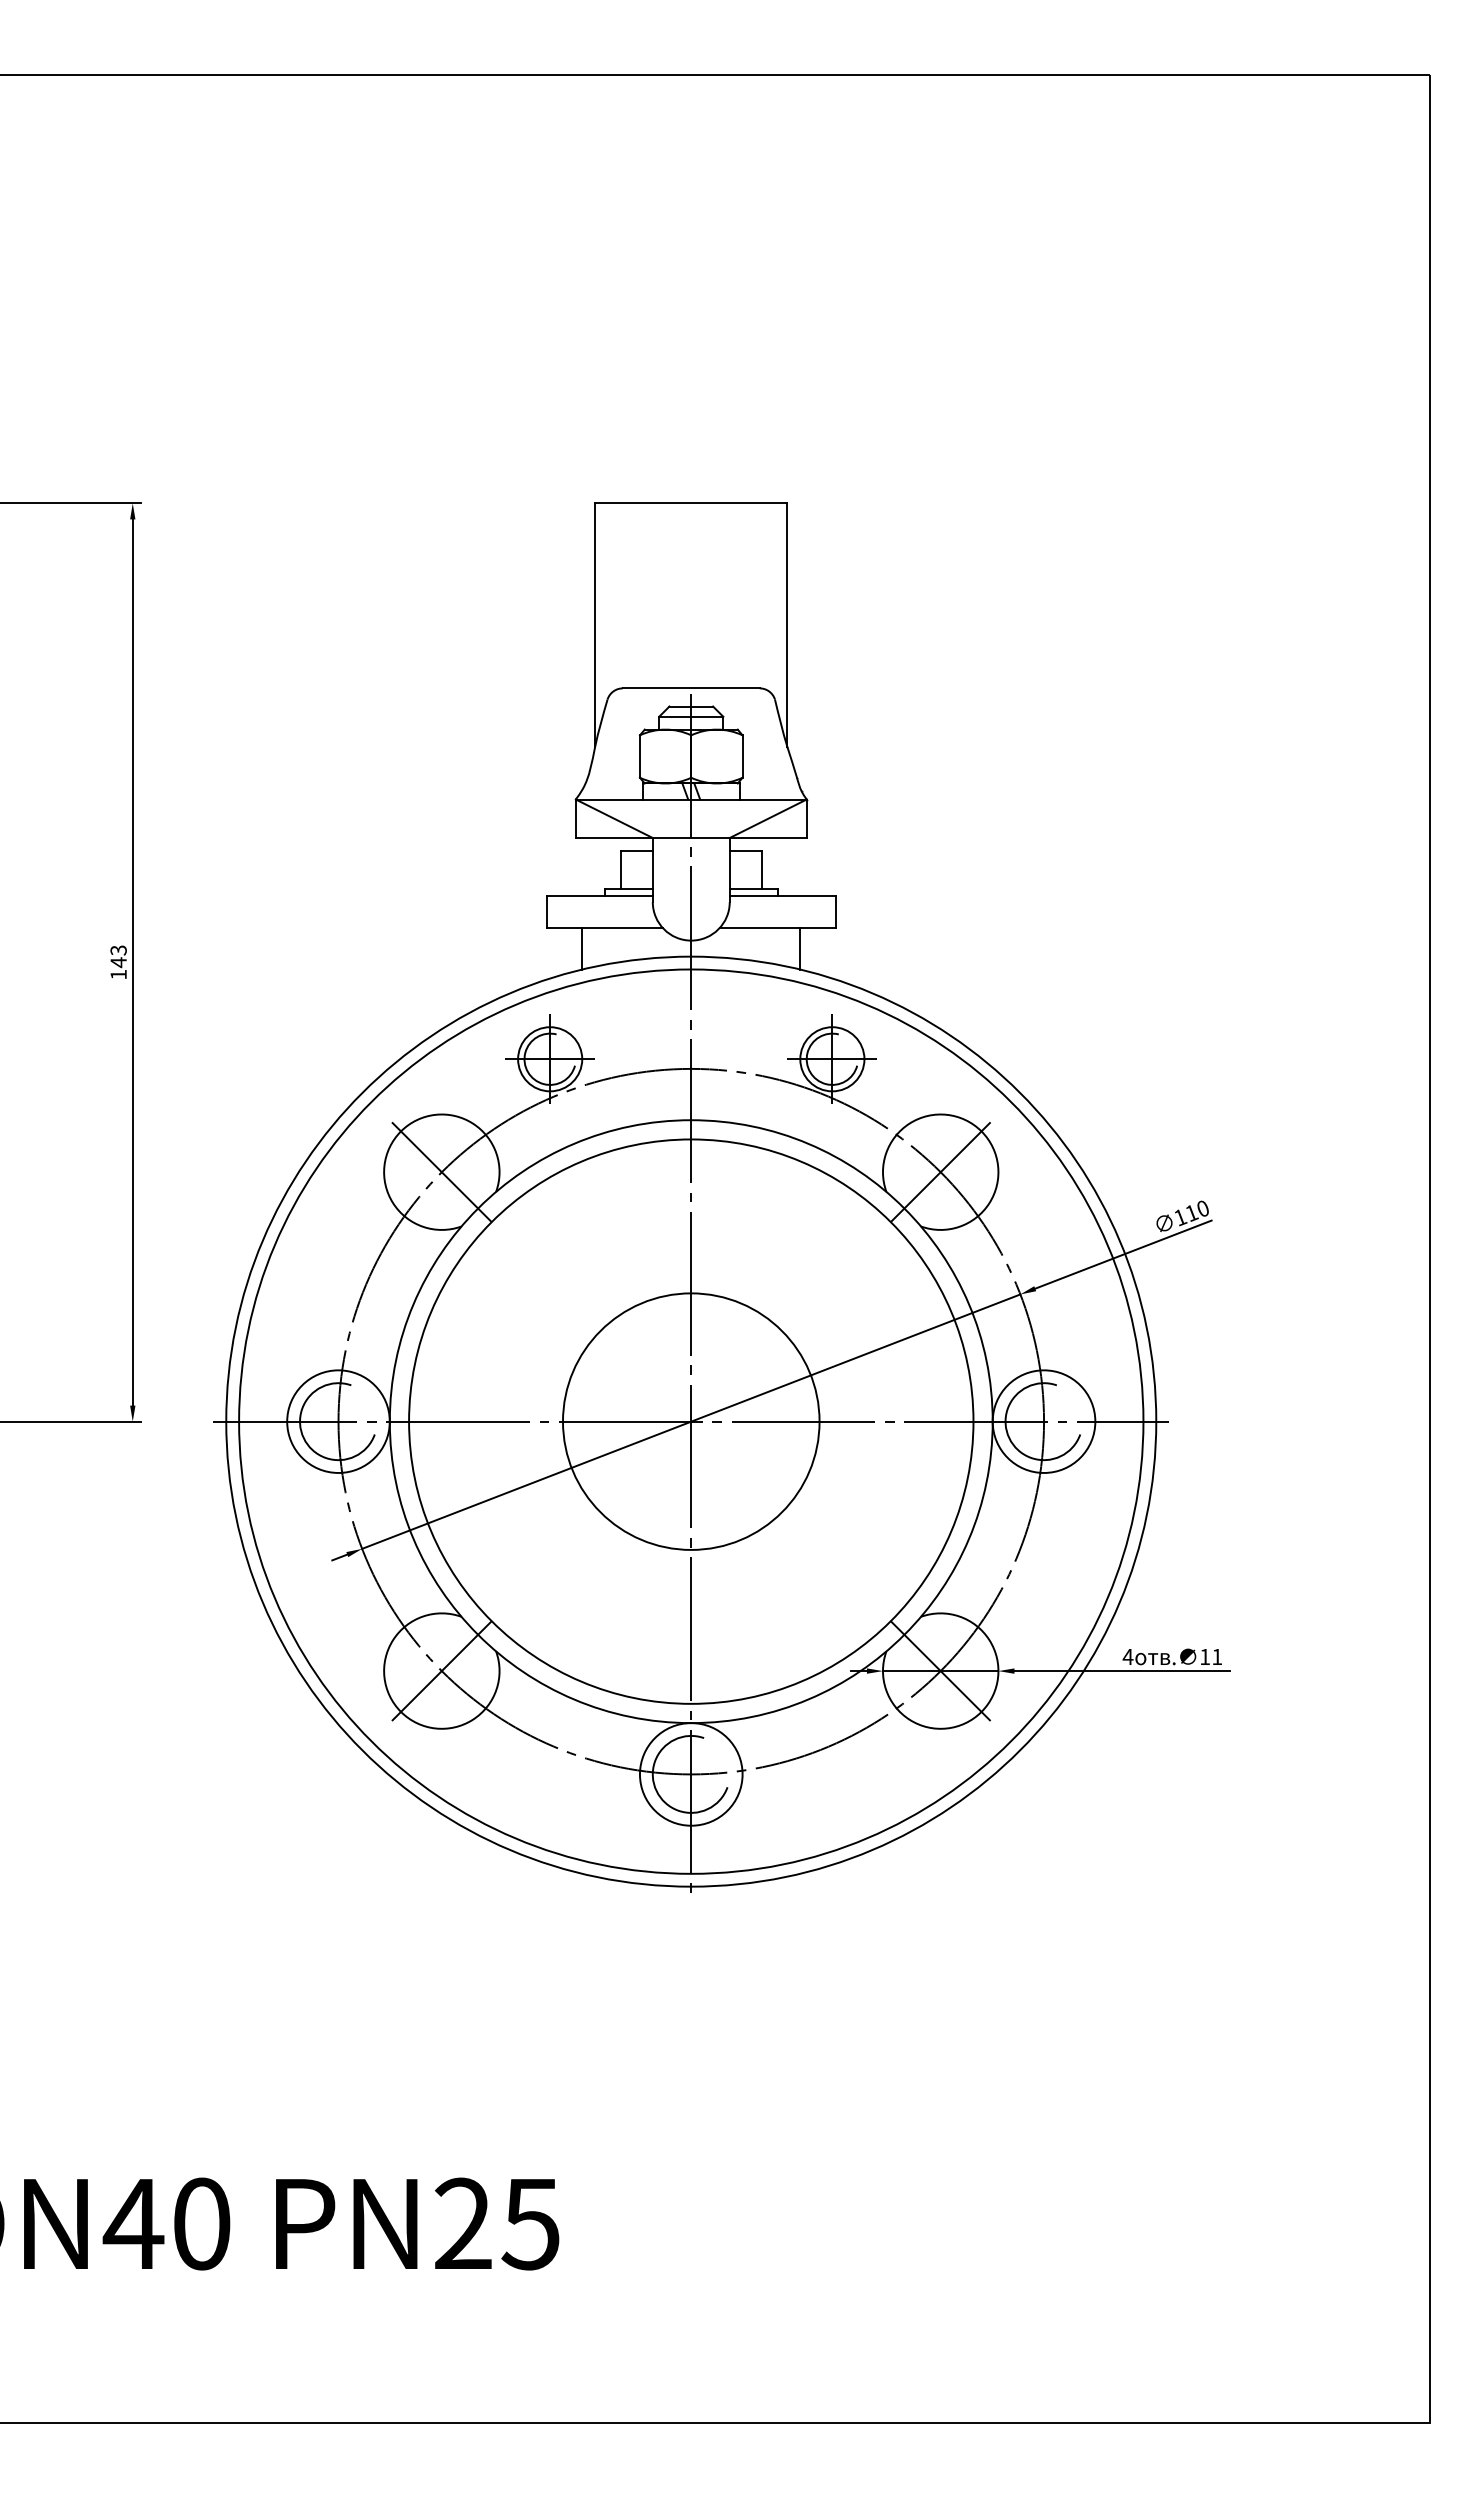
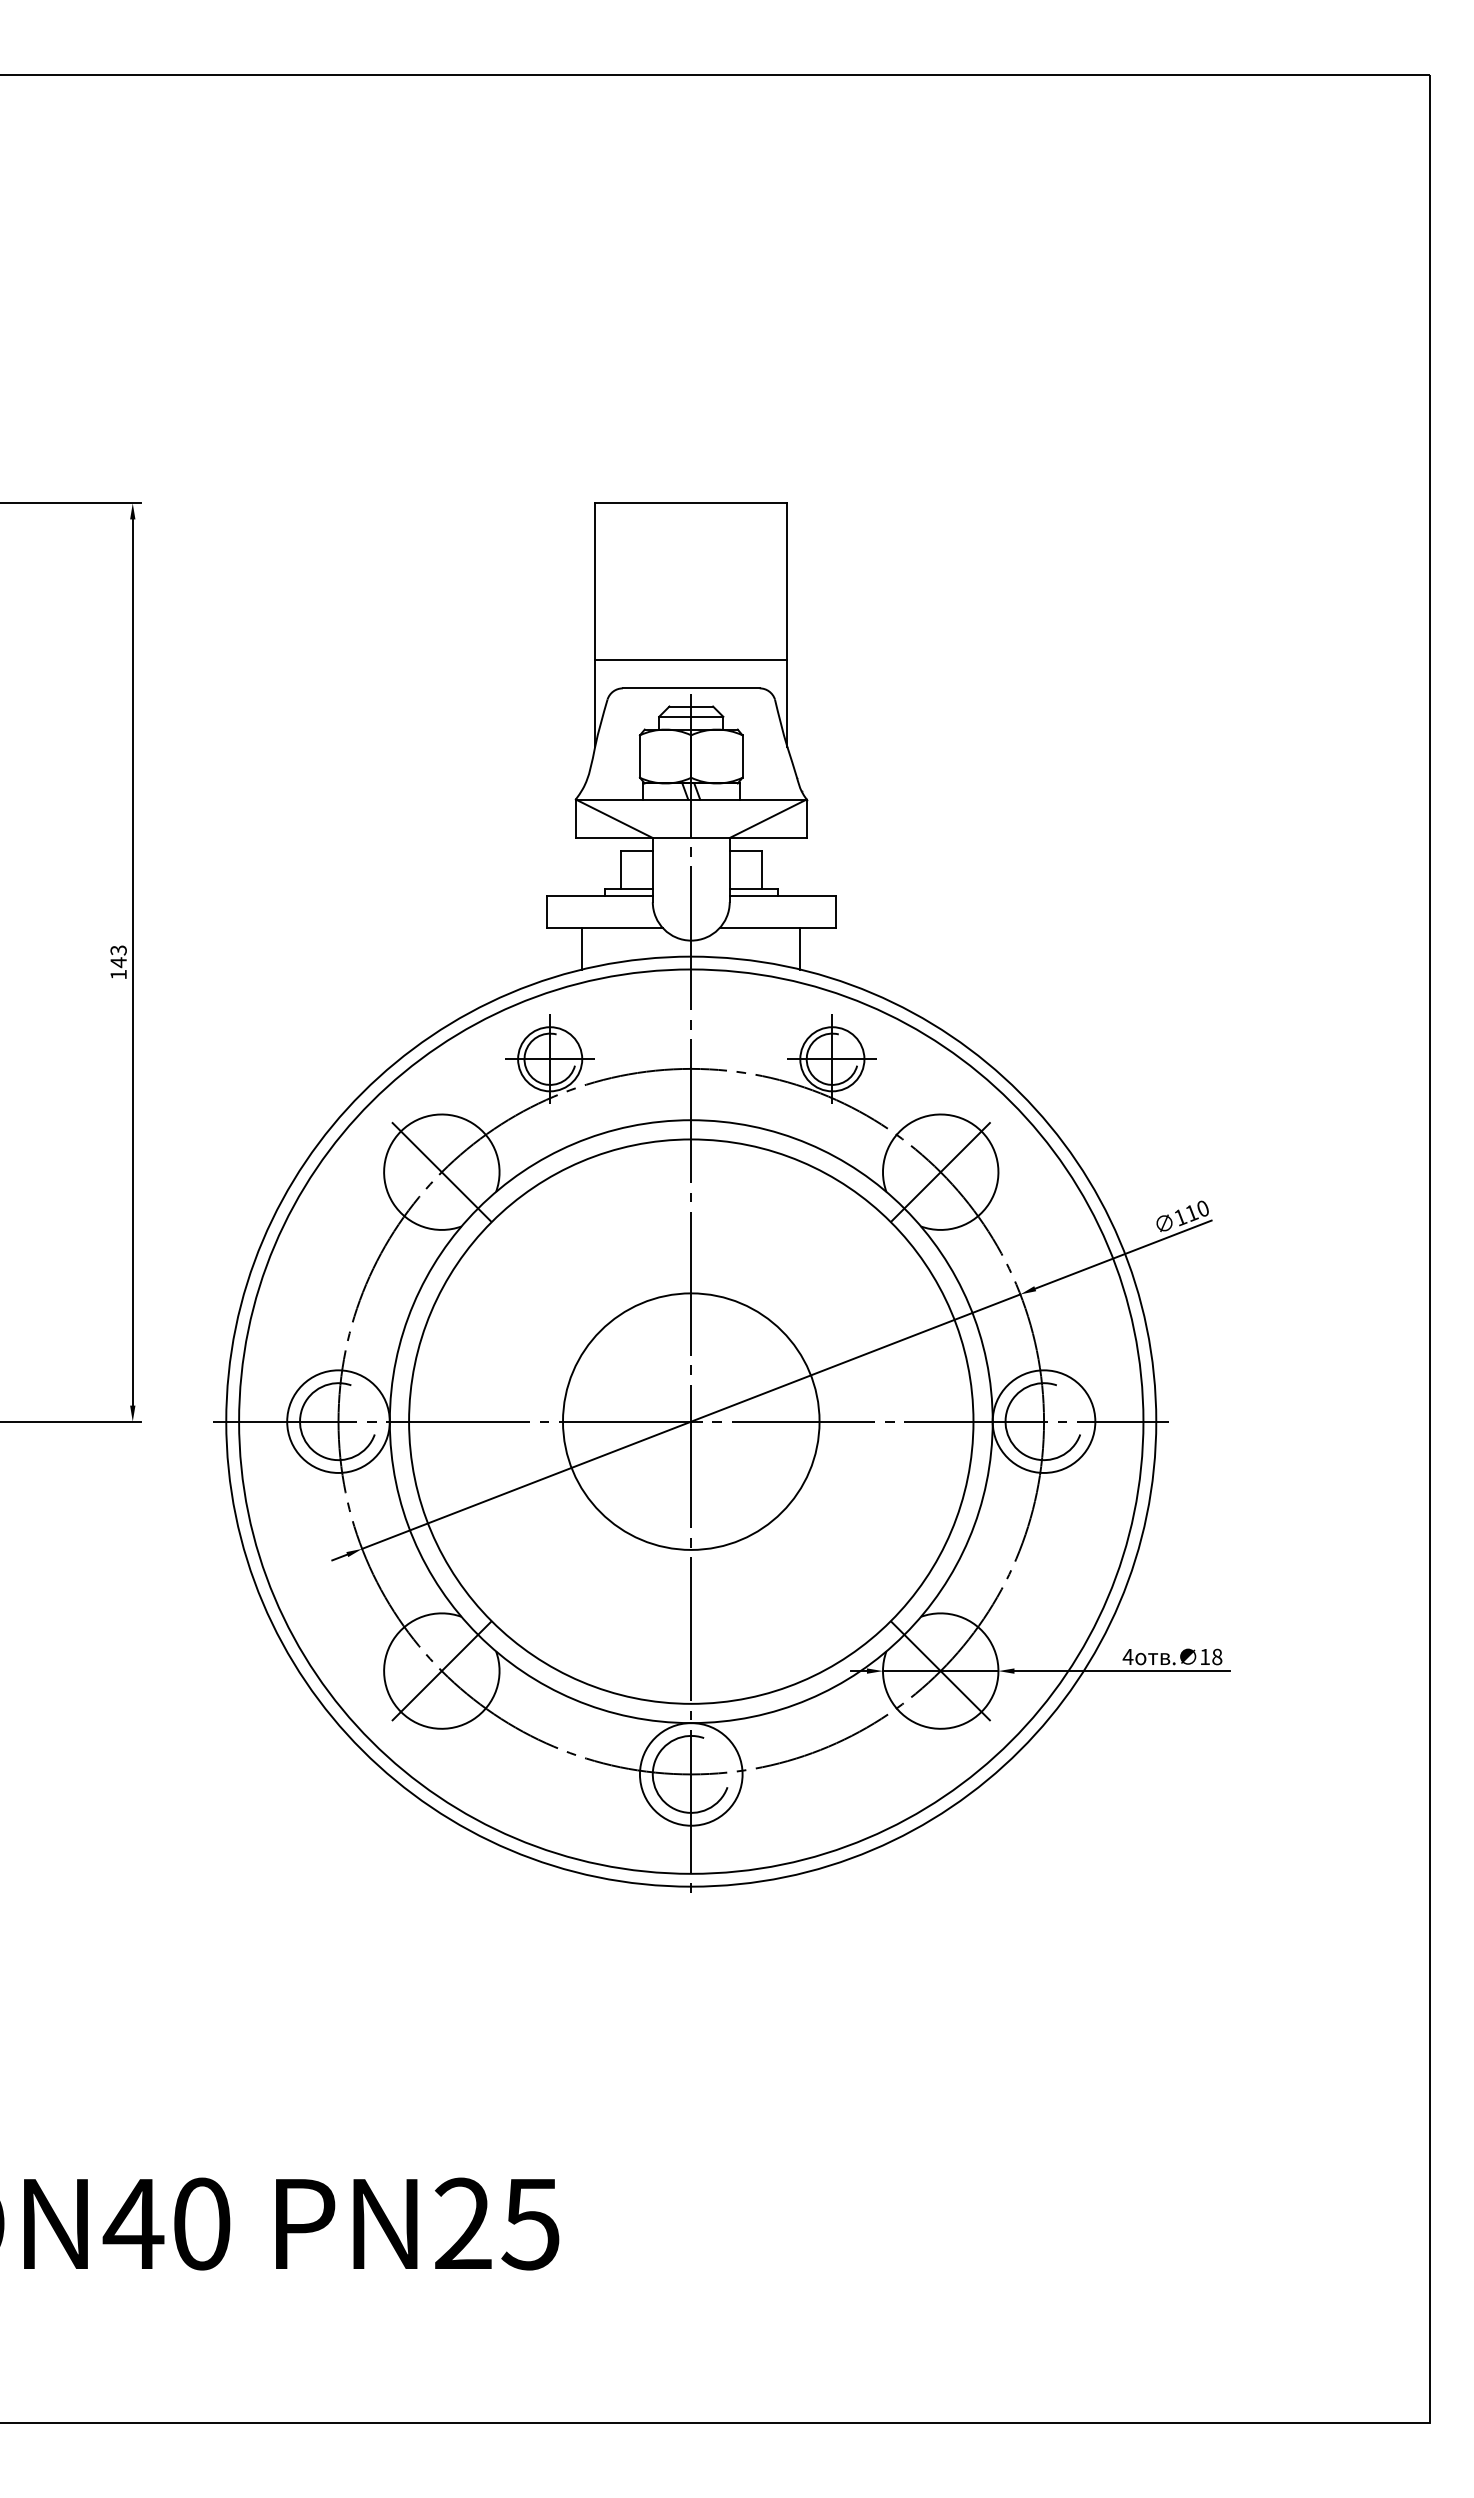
line: none -> present (691, 659)
text: 11 -> 18 (1217, 1656)
